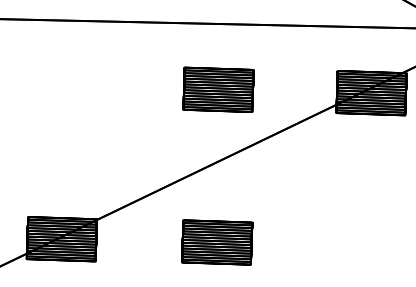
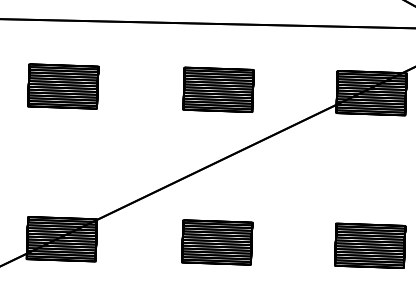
part: none -> present (63, 86)
part: none -> present (370, 245)
